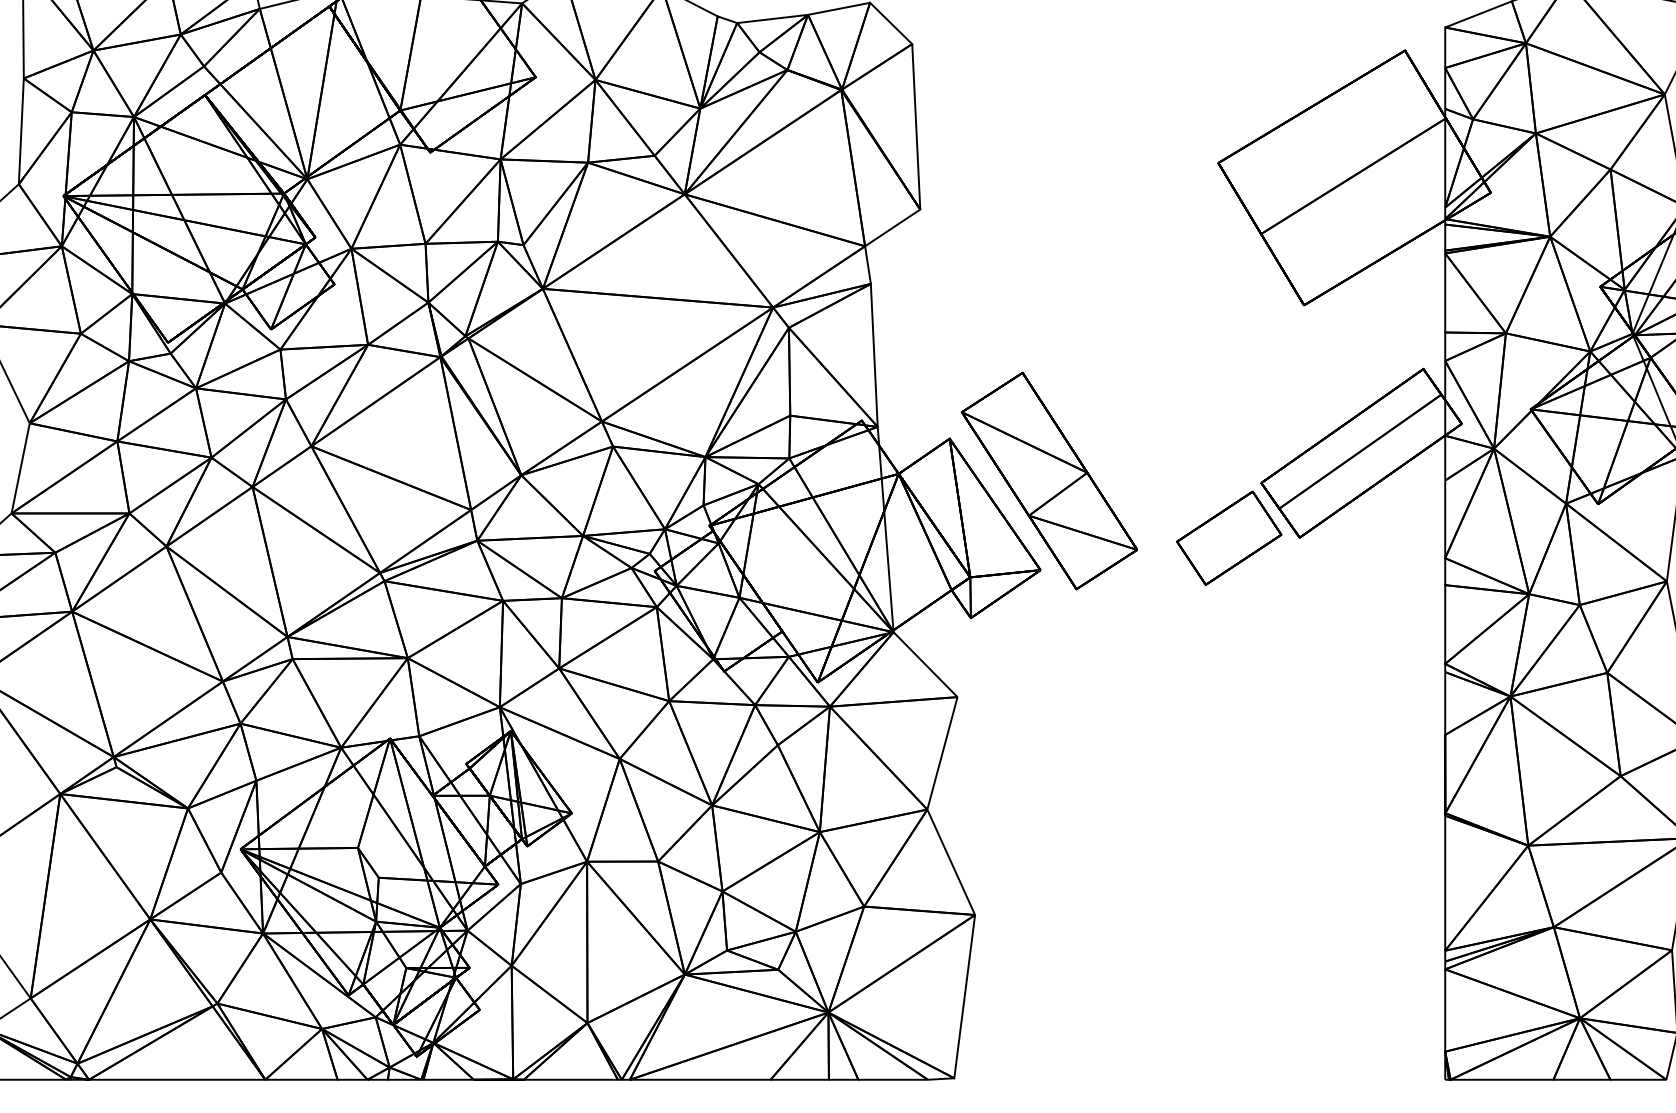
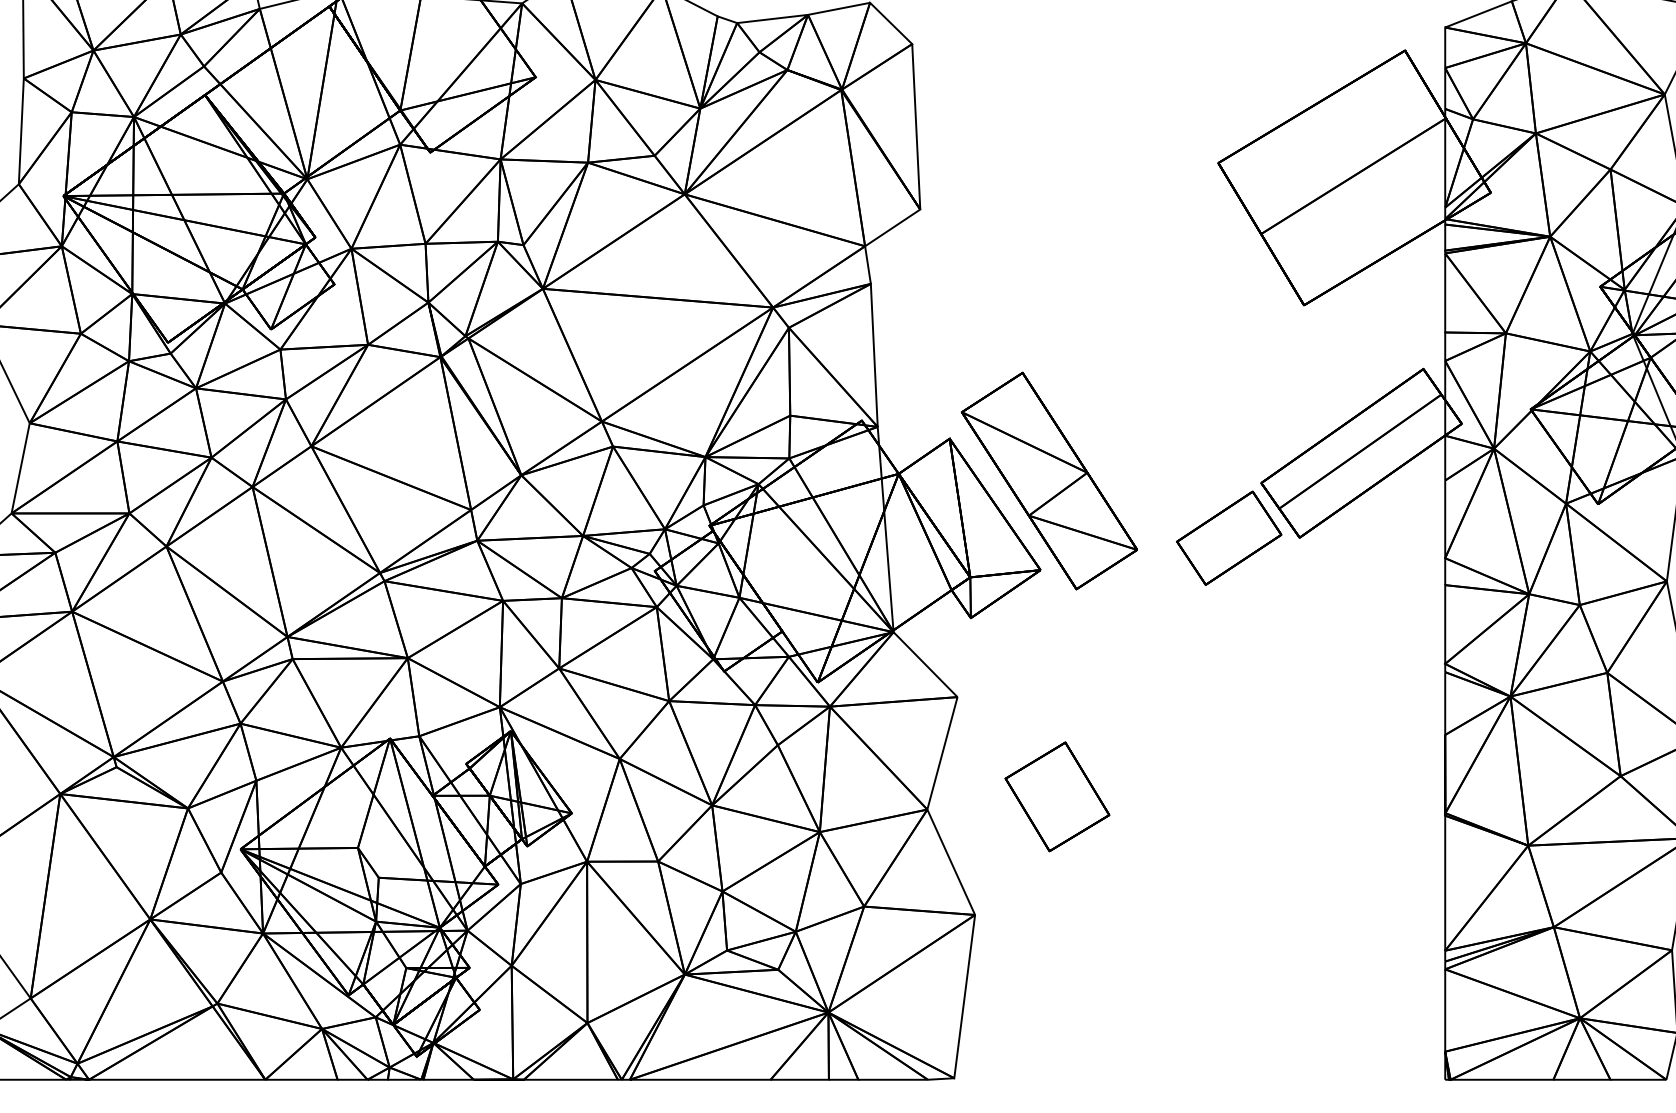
part: none -> present (1057, 796)
